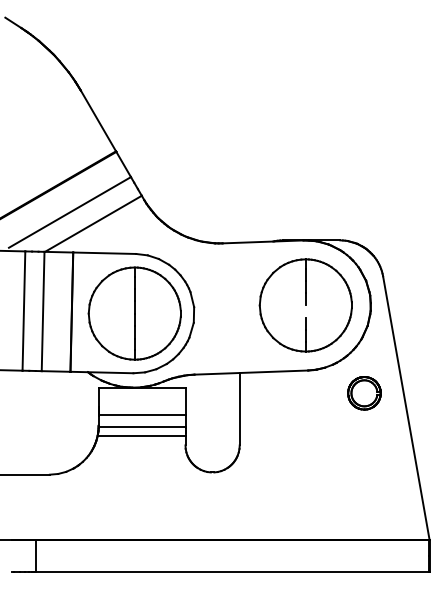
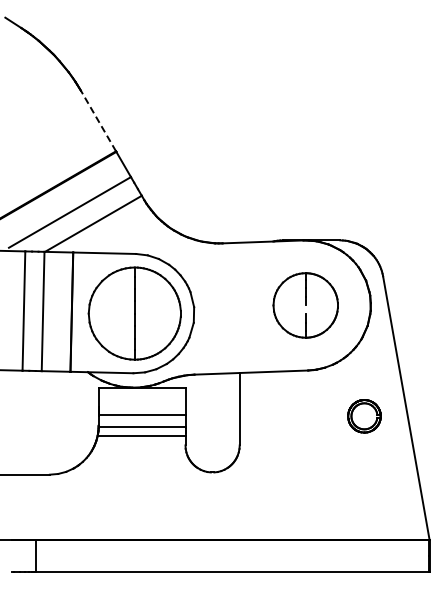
line: solid -> dashed (98, 120)
part size: 95x95 px -> 67x67 px (305, 305)
part position: (364, 393) -> (364, 416) (364, 416)
